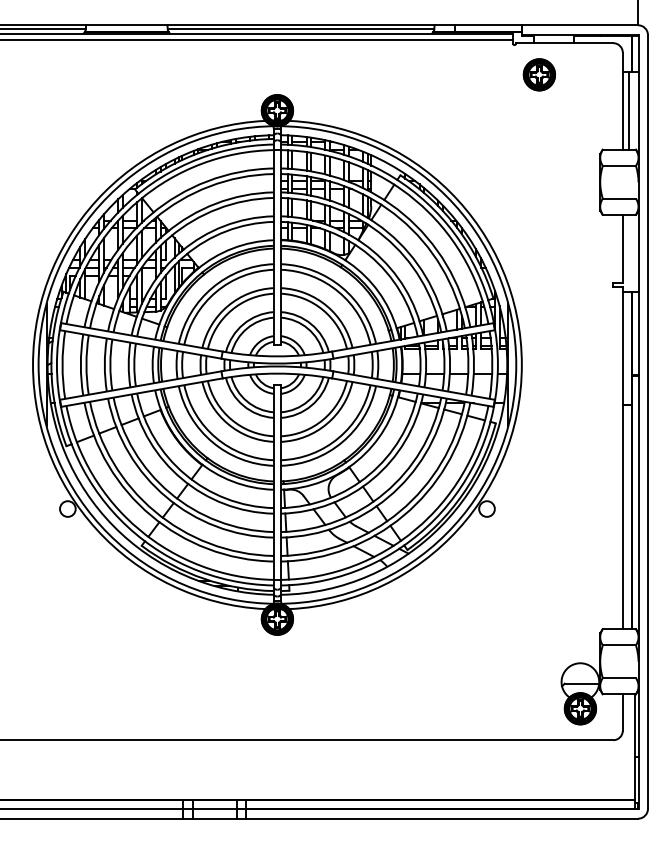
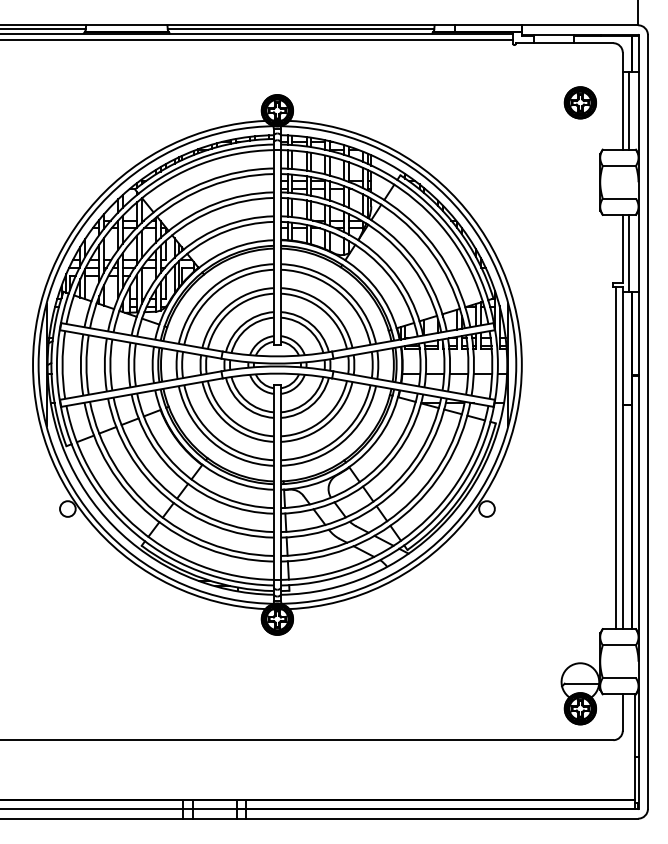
part position: (538, 74) -> (579, 102) (579, 102)
line: none -> present (628, 253)
line: none -> present (616, 457)
